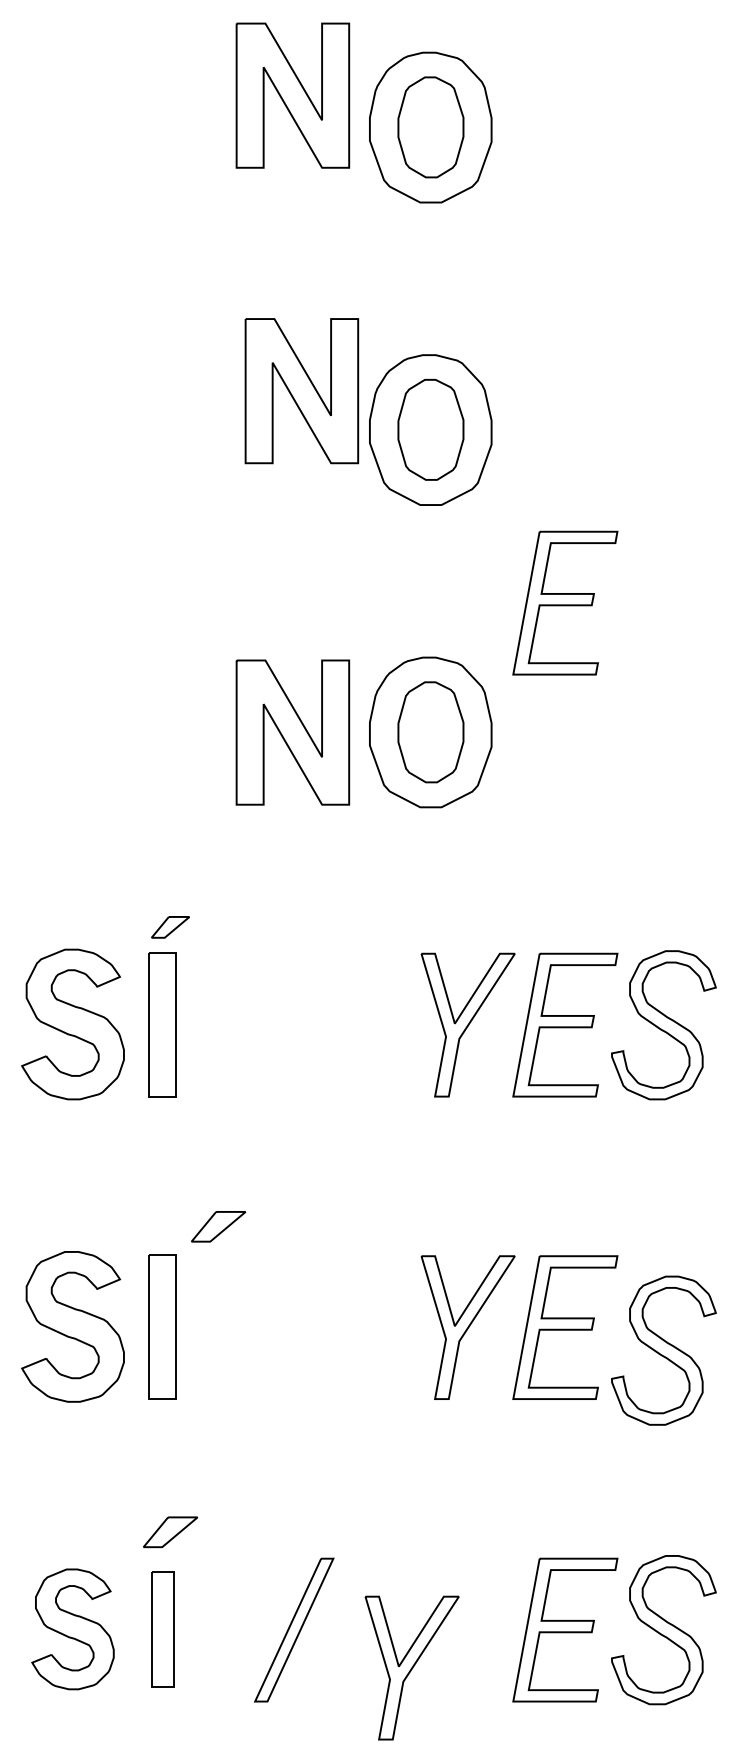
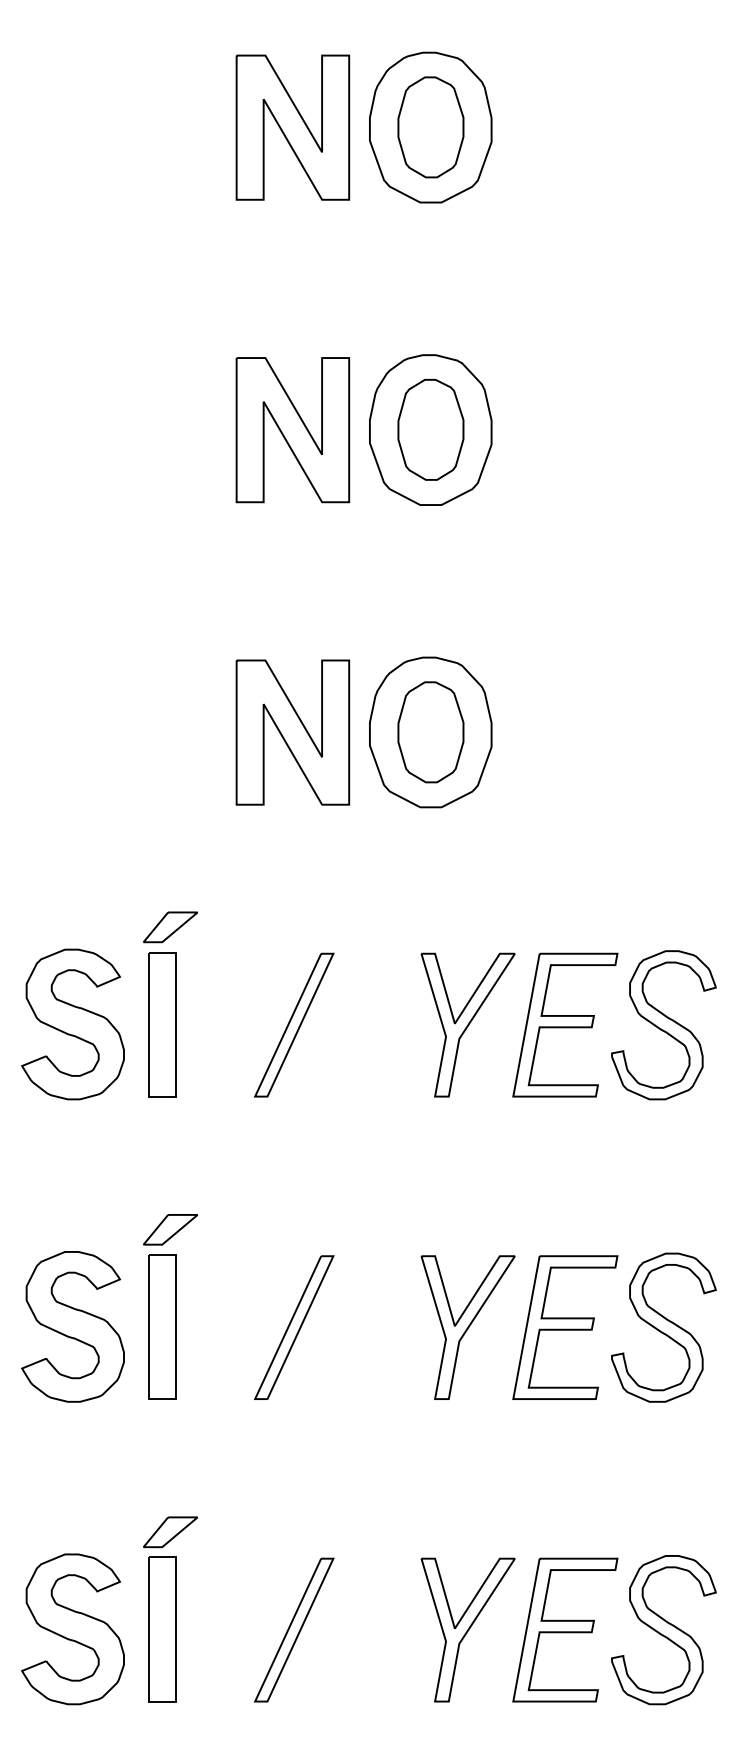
part position: (292, 95) -> (292, 127) (292, 127)
part position: (301, 391) -> (292, 430) (292, 430)
part: present -> none (565, 602)
part size: 39x23 px -> 55x33 px (170, 927)
part: none -> present (294, 1024)
part position: (218, 1226) -> (170, 1229) (170, 1229)
part: none -> present (294, 1327)
part position: (663, 1350) -> (663, 1327) (663, 1327)
part size: 84x123 px -> 104x153 px (72, 1629)
part size: 24x117 px -> 29x147 px (162, 1629)
part position: (411, 1667) -> (467, 1629) (467, 1629)
